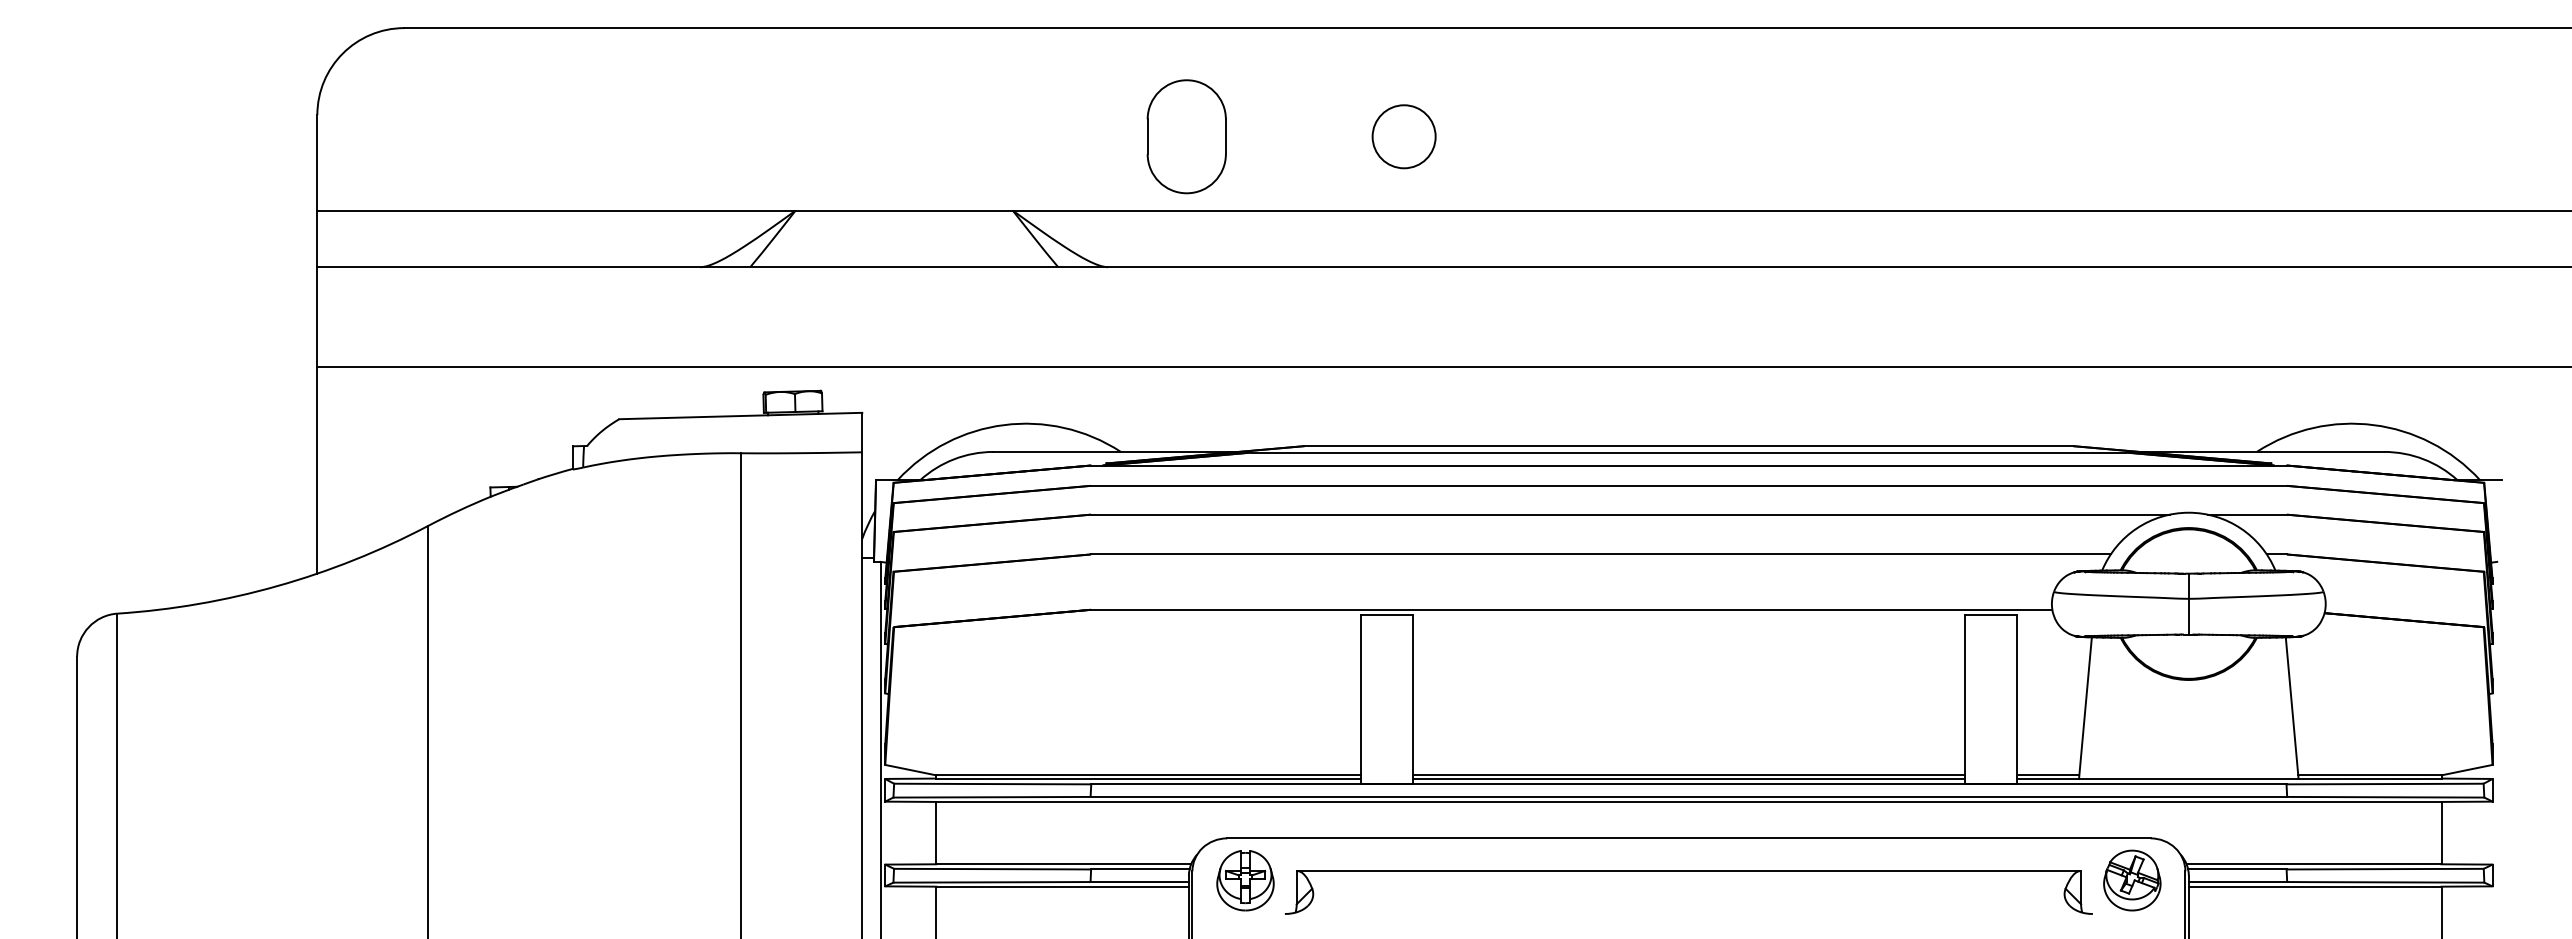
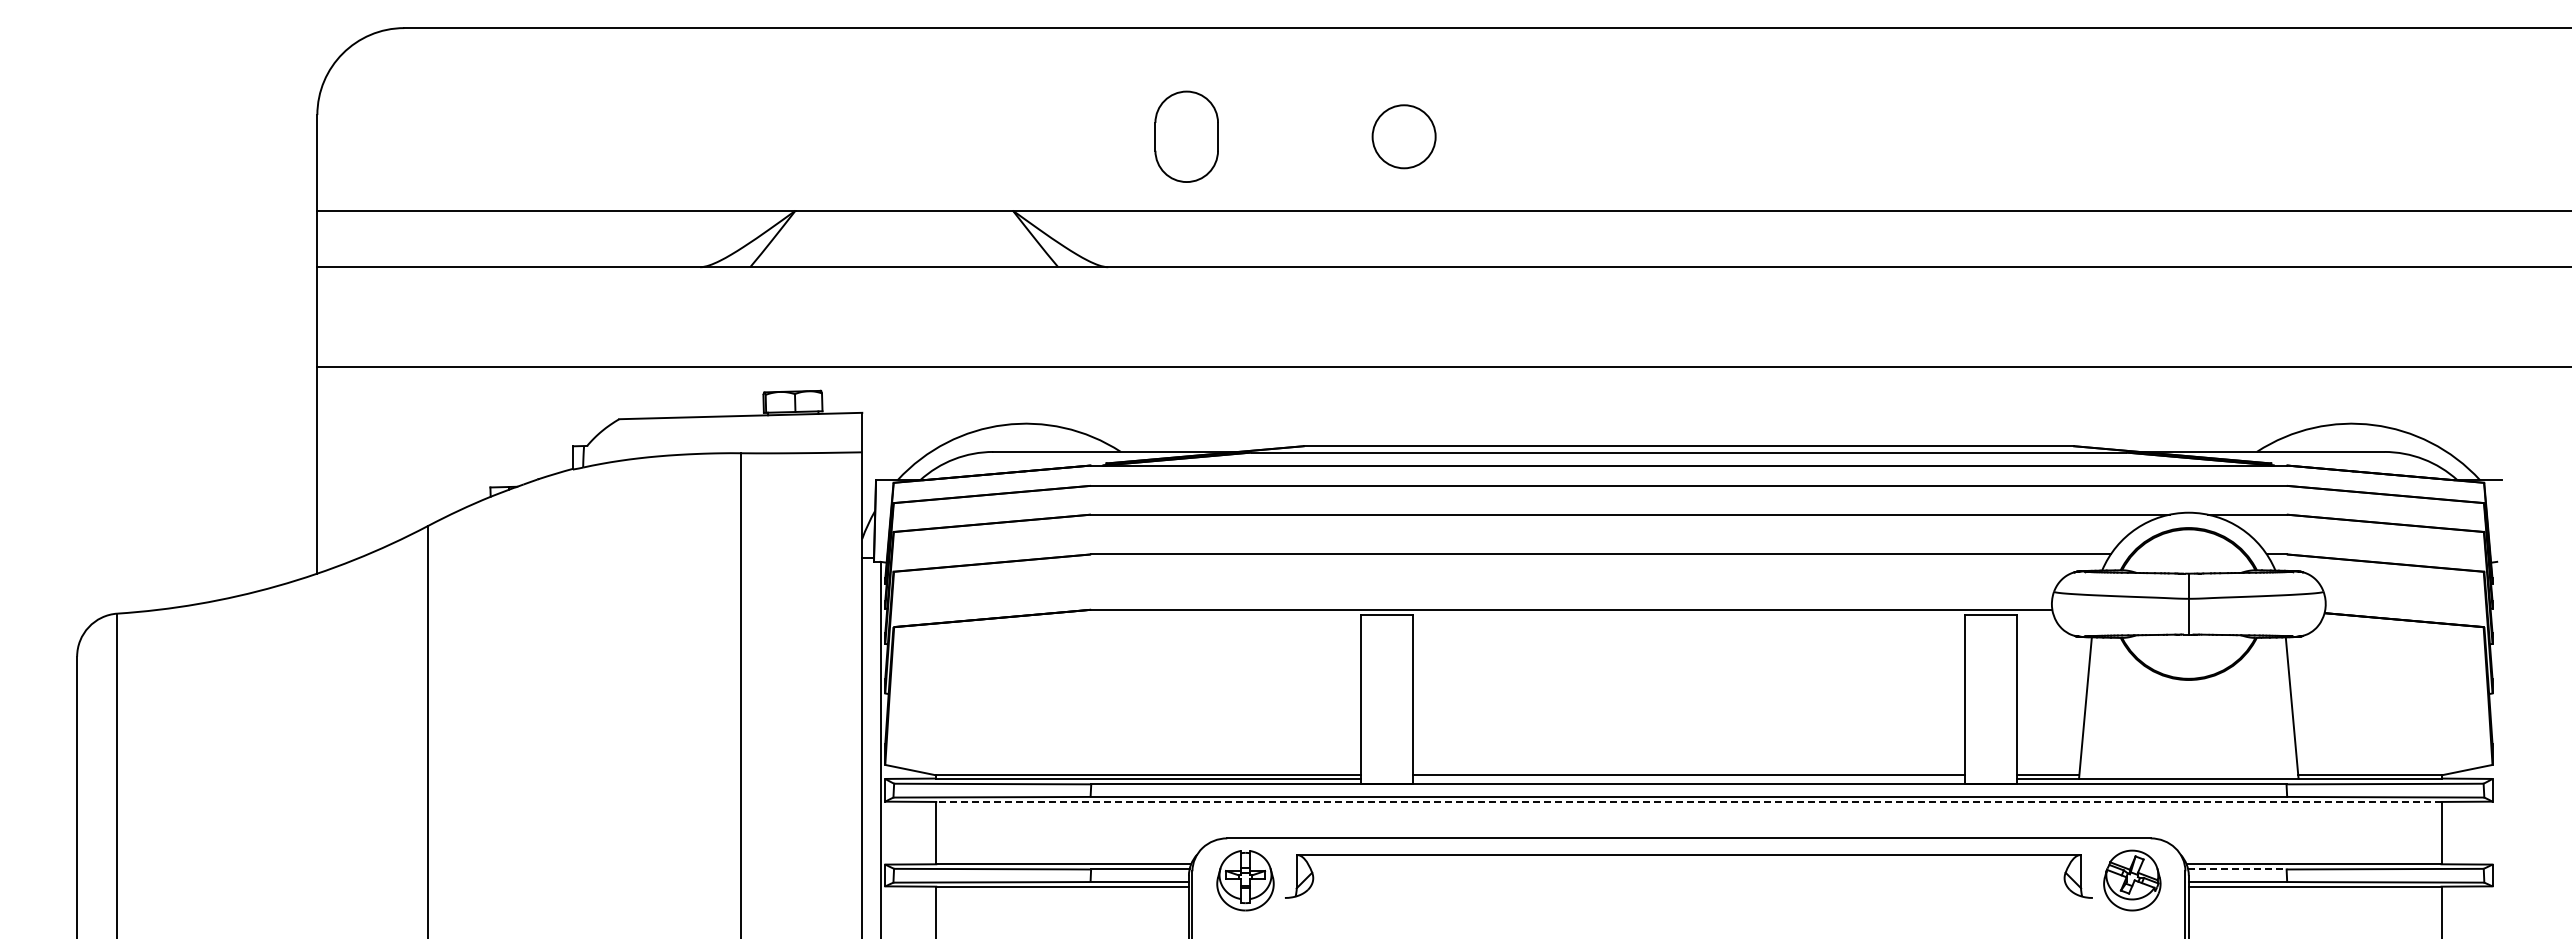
part size: 81x116 px -> 65x93 px (1186, 136)
line: present -> none (1688, 778)
line: solid -> dashed (1688, 801)
line: solid -> dashed (2237, 869)
part position: (1688, 871) -> (1688, 855) (1688, 855)
